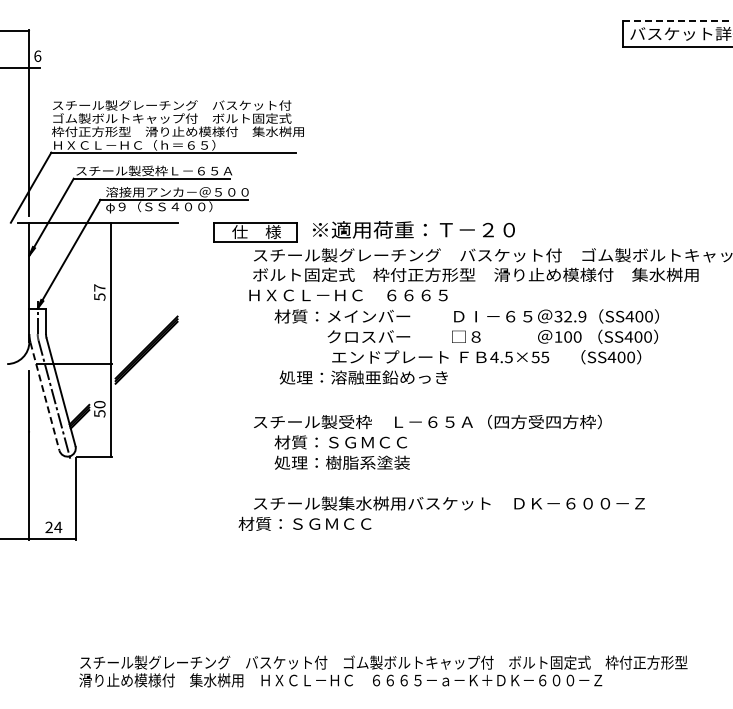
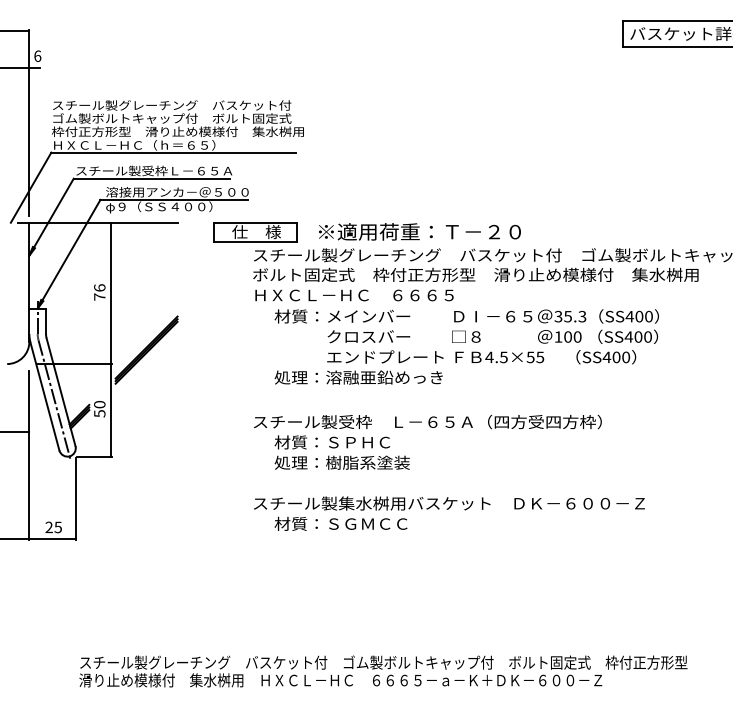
line: dashed -> solid (677, 21)
text position: (413, 229) -> (419, 231) (419, 231)
text: 57 -> 76 (99, 292)
text position: (348, 295) -> (354, 295) (354, 295)
text: 32.9 -> 35.3 (575, 316)
text position: (460, 367) -> (455, 367) (455, 367)
line: dashed -> solid (44, 396)
line: none -> present (15, 431)
text: 材質：ＳＧＭＣＣ -> 材質：ＳＰＨＣ (376, 442)
text position: (304, 523) -> (340, 523) (340, 523)
text: 24 -> 25 (58, 527)
